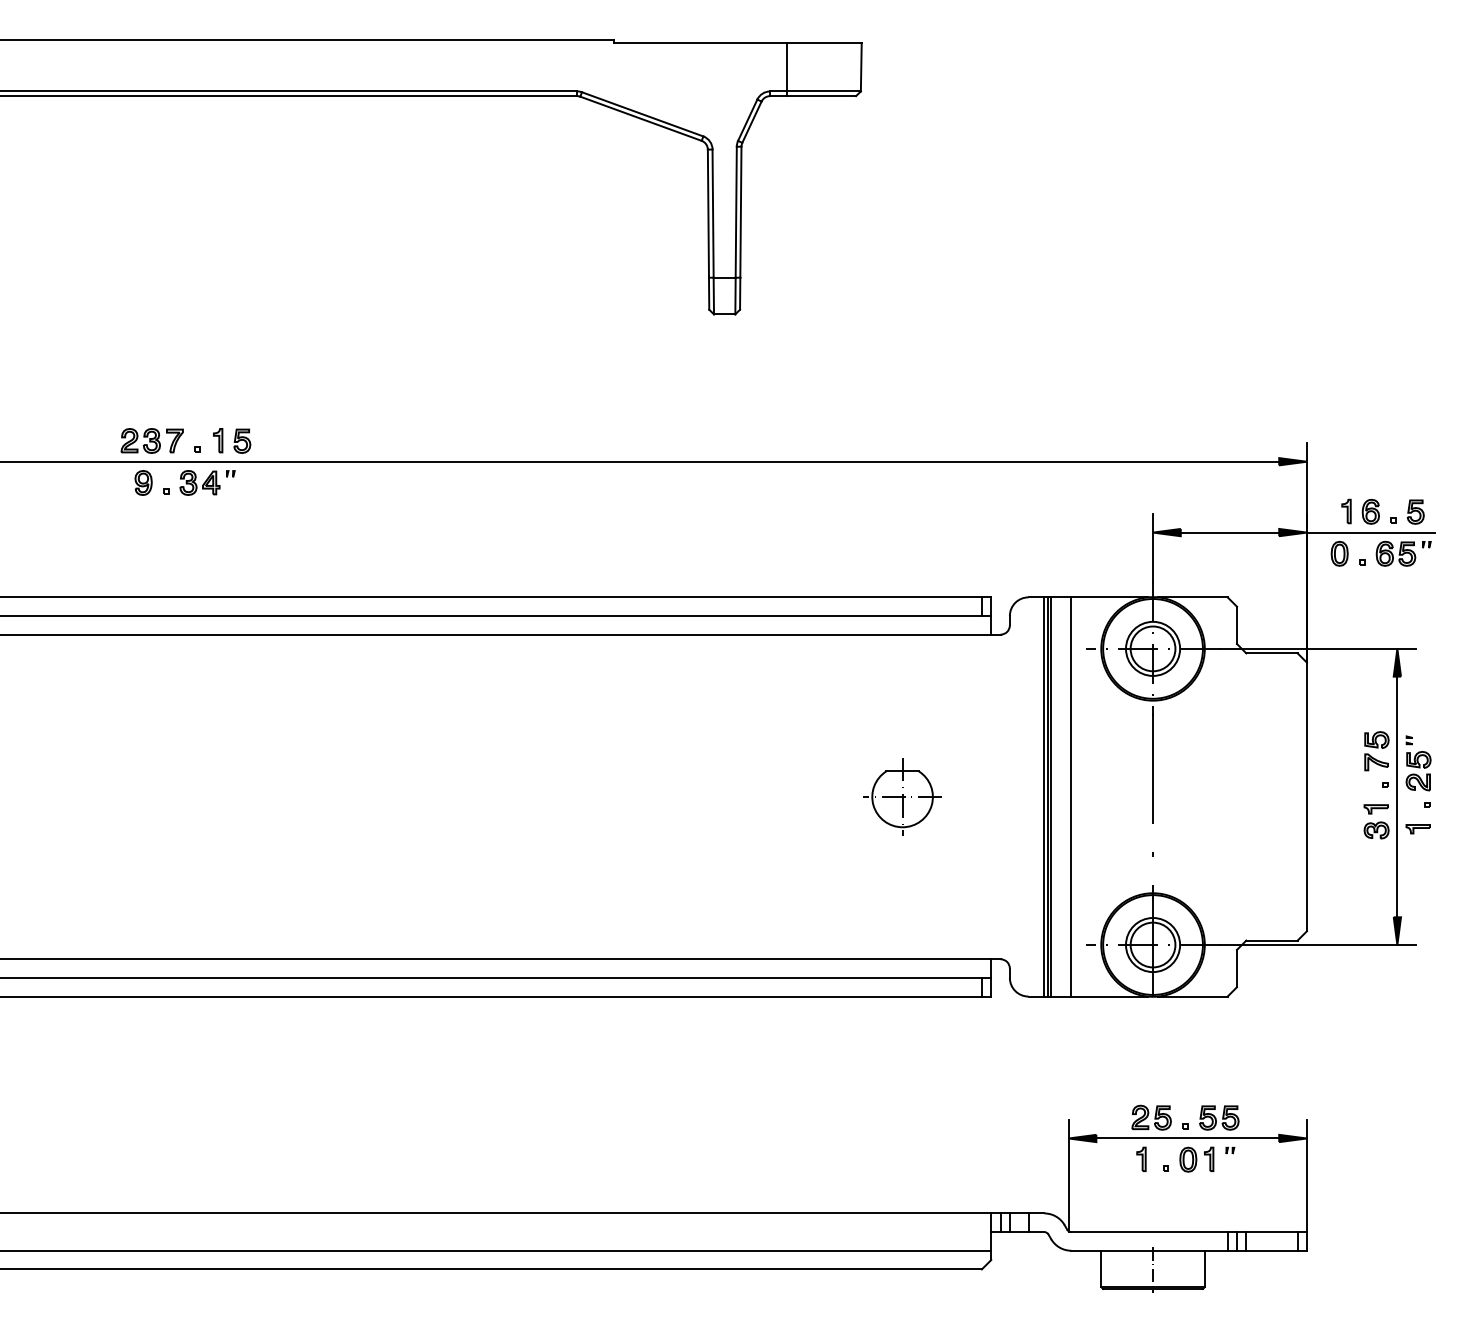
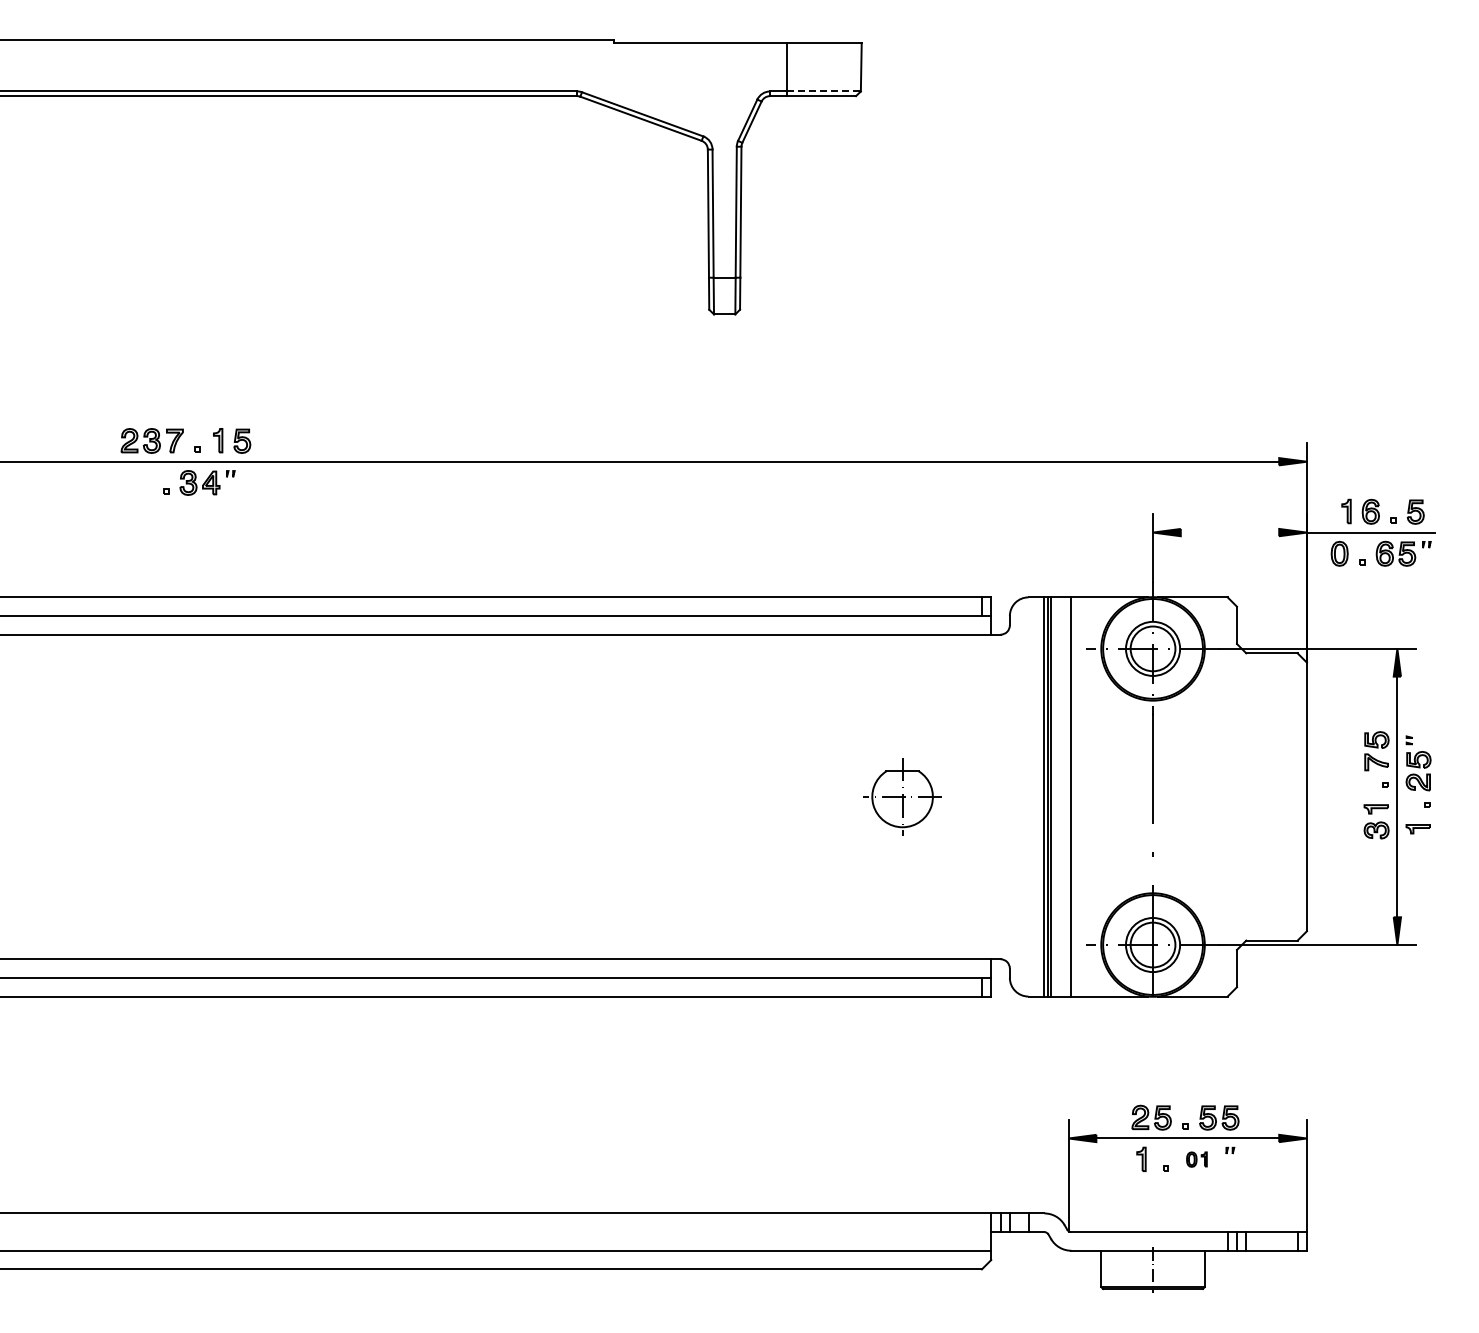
line: solid -> dashed (824, 91)
part: present -> none (143, 482)
line: present -> none (1229, 532)
part size: 36x27 px -> 22x17 px (1196, 1159)
